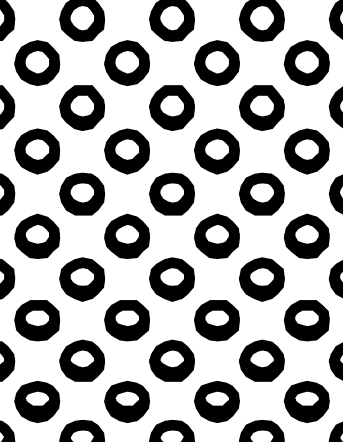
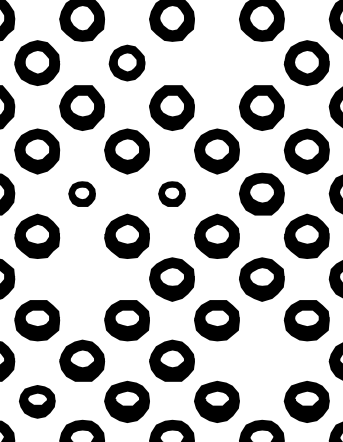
part size: 46x46 px -> 38x38 px (126, 62)
part: present -> none (216, 62)
part size: 46x44 px -> 28x26 px (81, 193)
part size: 46x44 px -> 28x26 px (171, 193)
part: present -> none (81, 279)
part: present -> none (261, 360)
part size: 47x43 px -> 37x34 px (37, 401)
